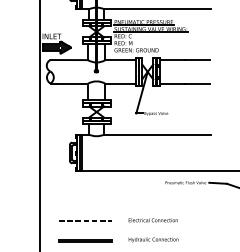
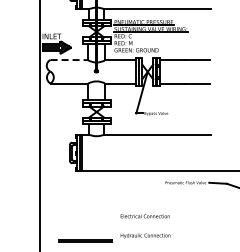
line: solid -> dashed (69, 60)
line: present -> none (85, 220)
text position: (153, 230) -> (145, 226) (145, 226)
